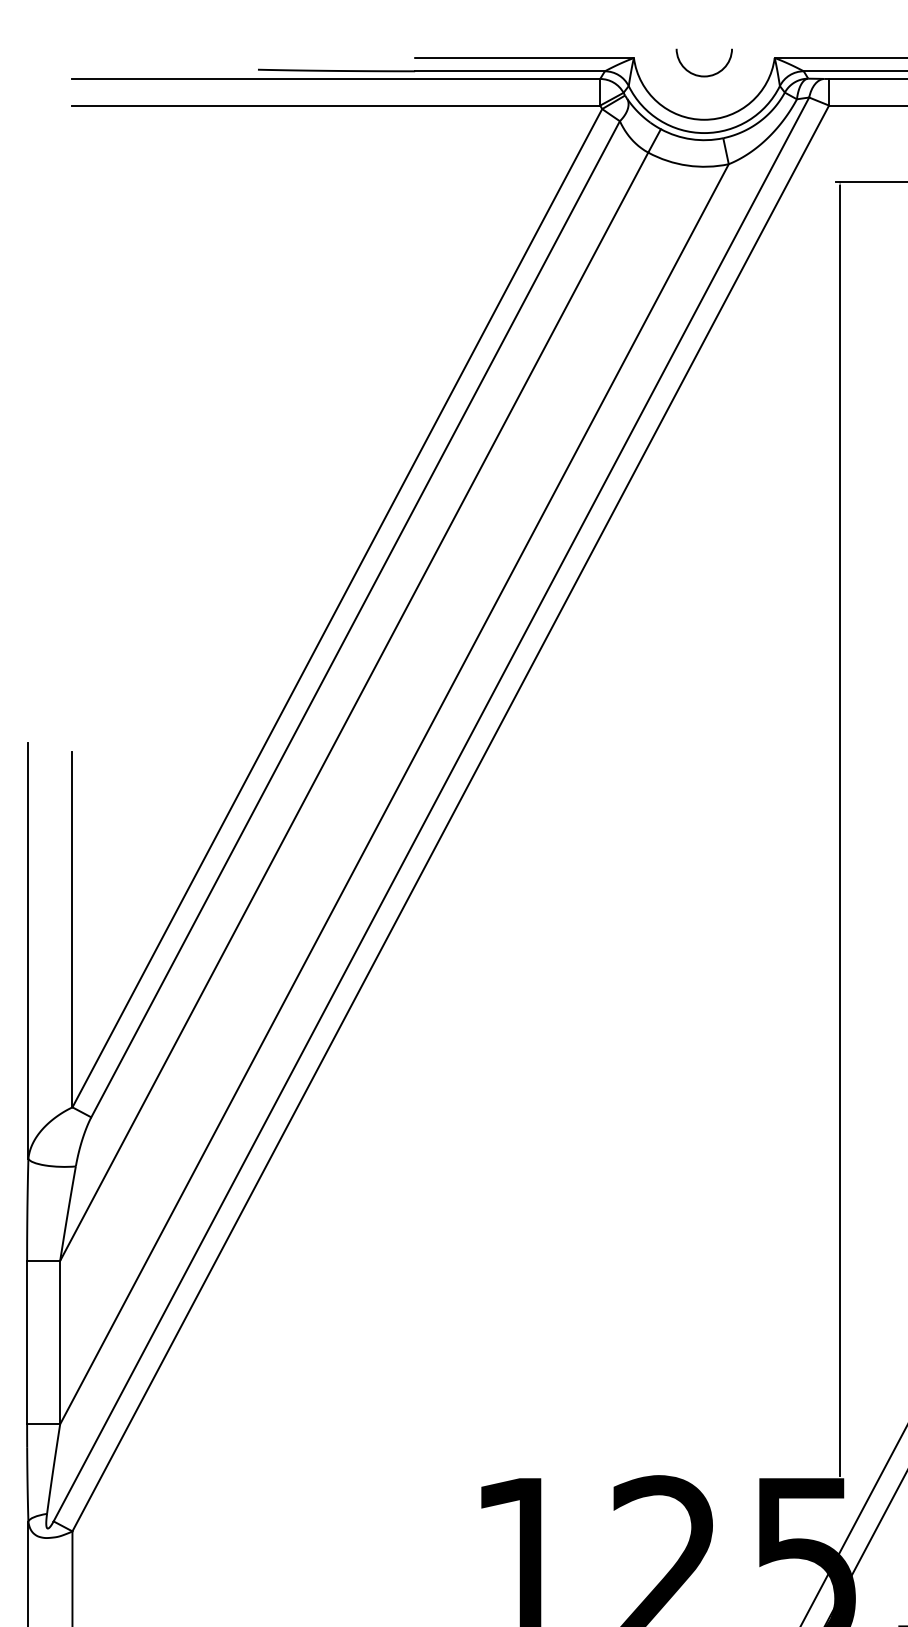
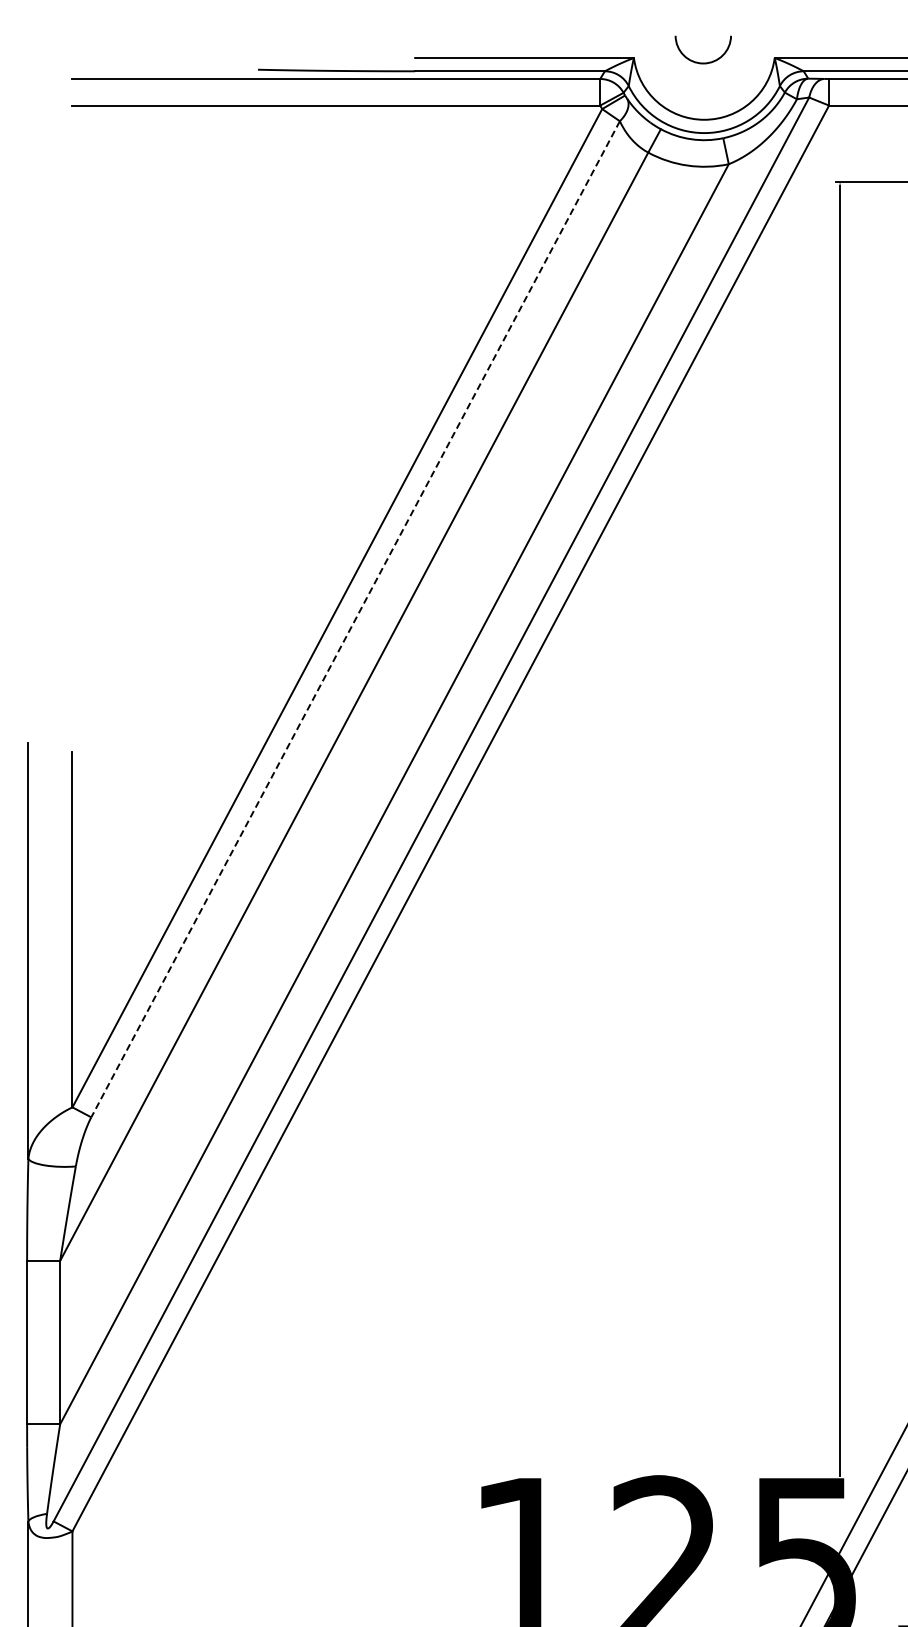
arc position: (698, 74) -> (697, 61) (697, 61)
line: solid -> dashed (355, 619)
